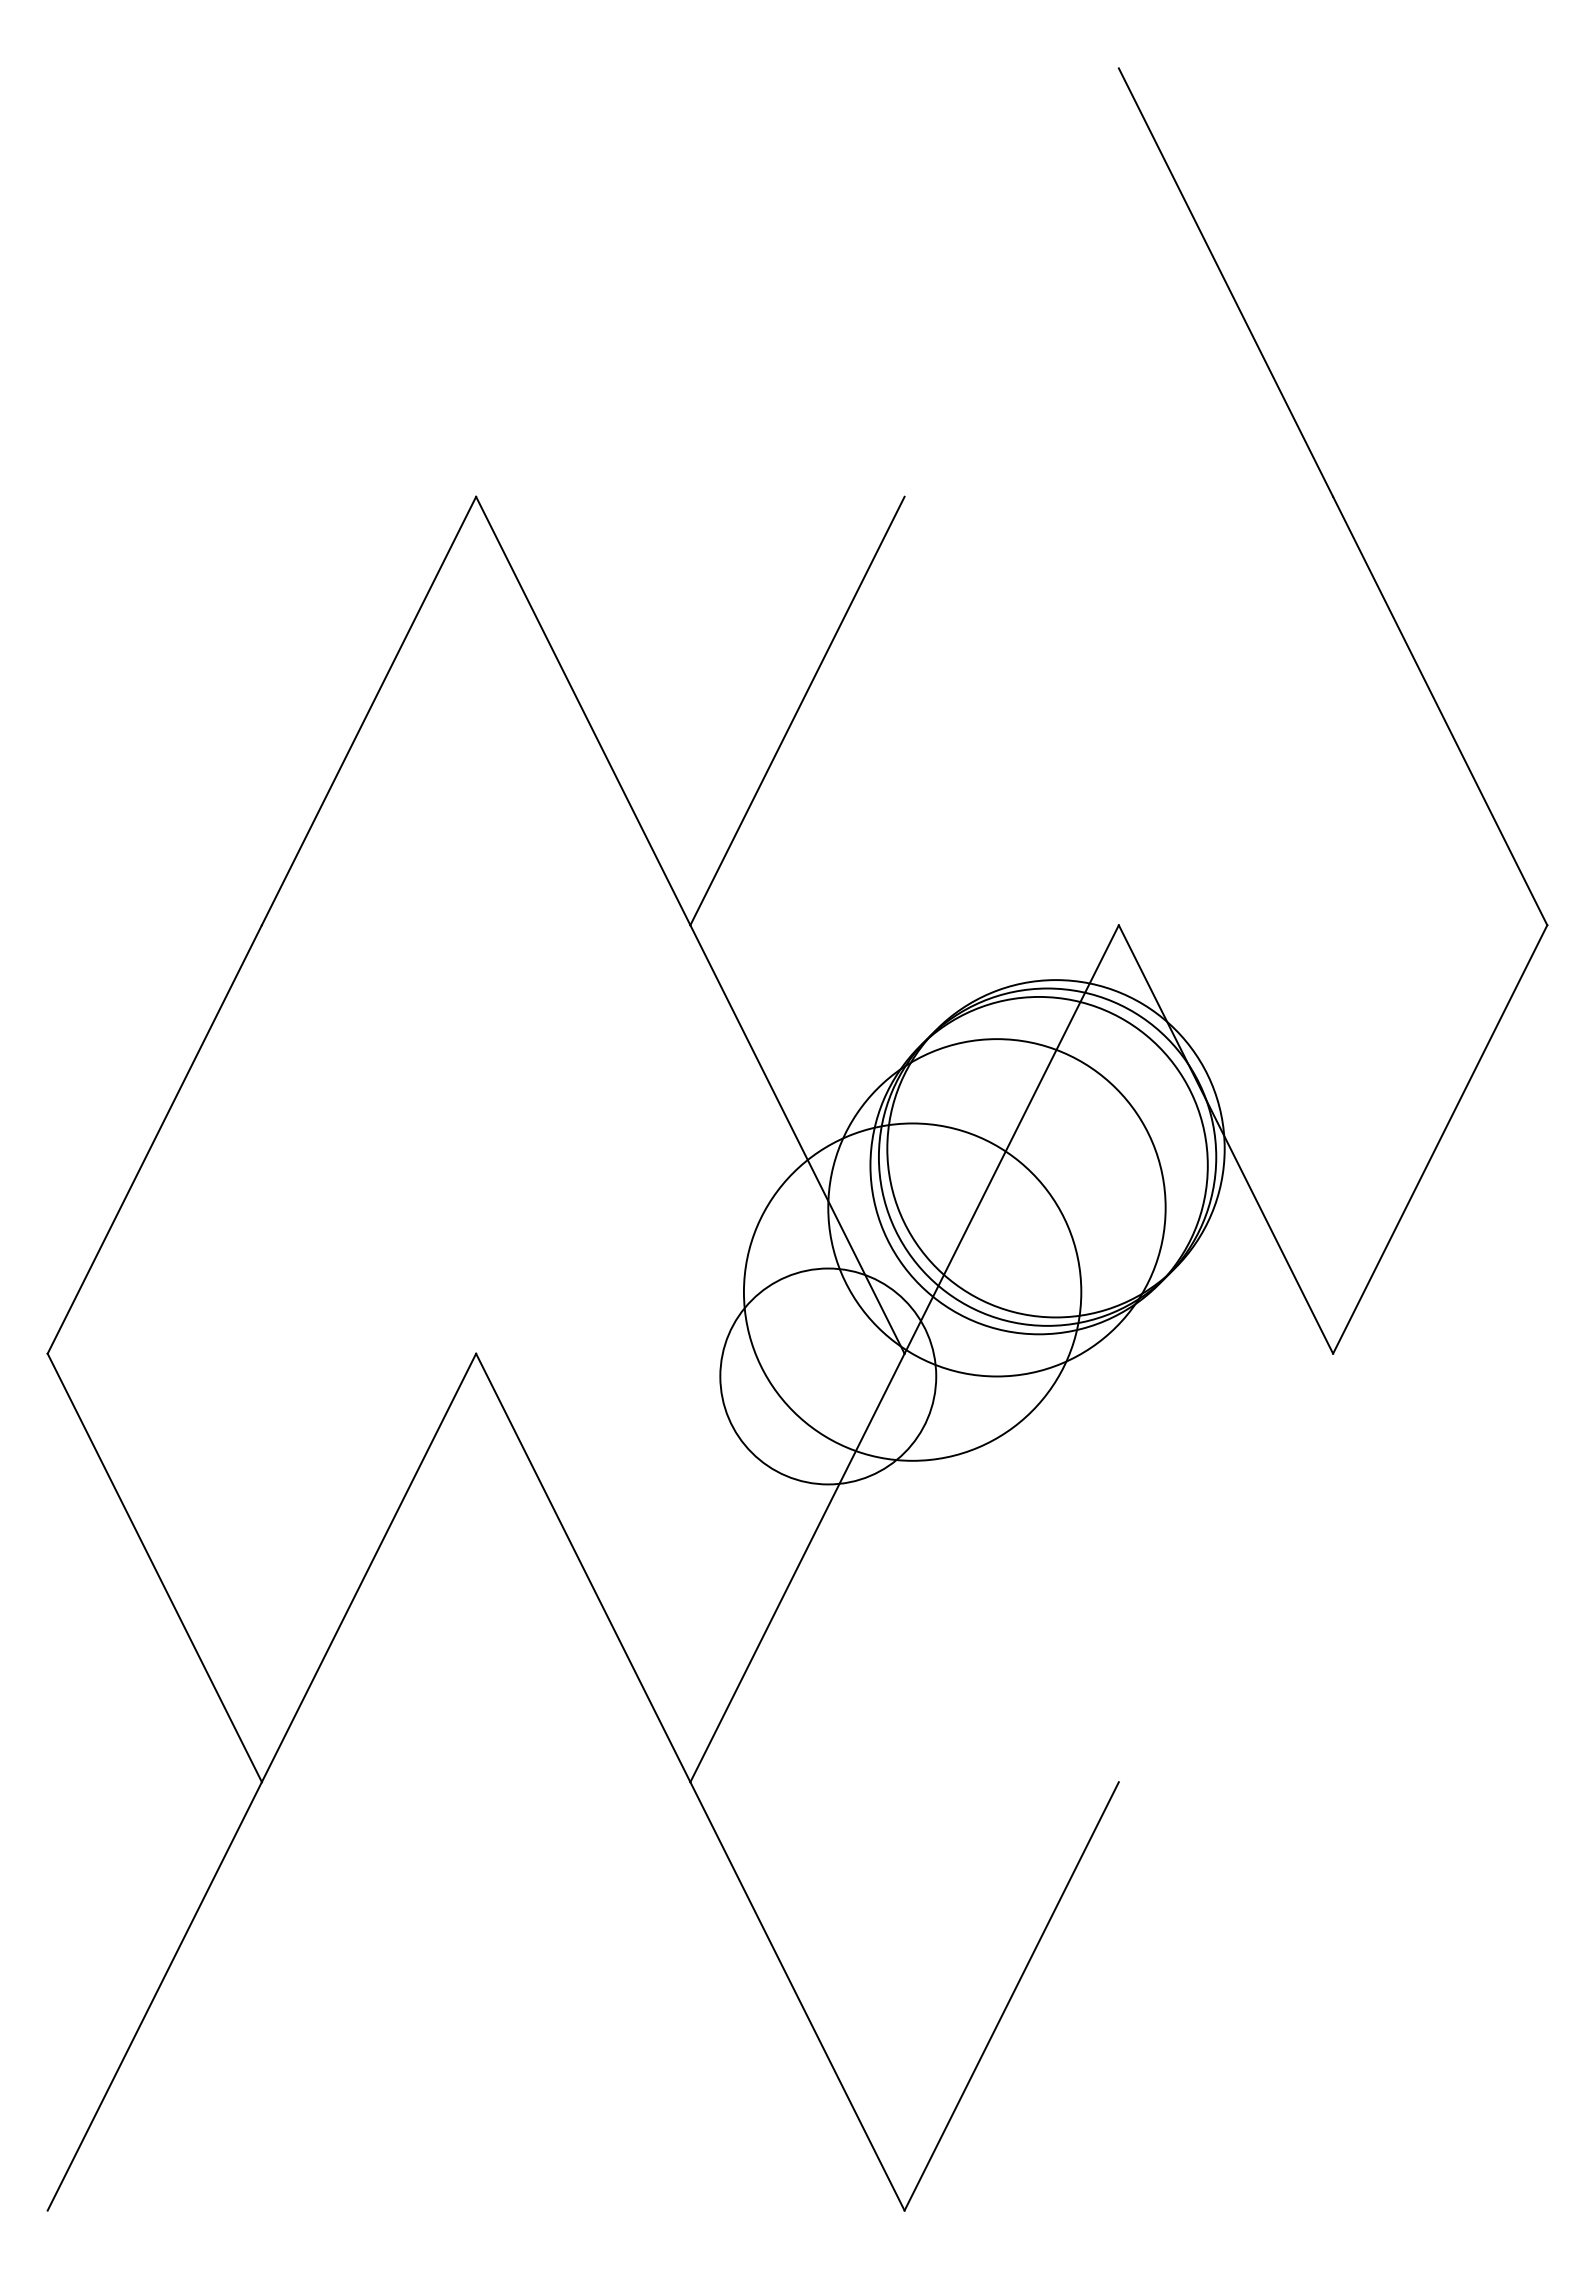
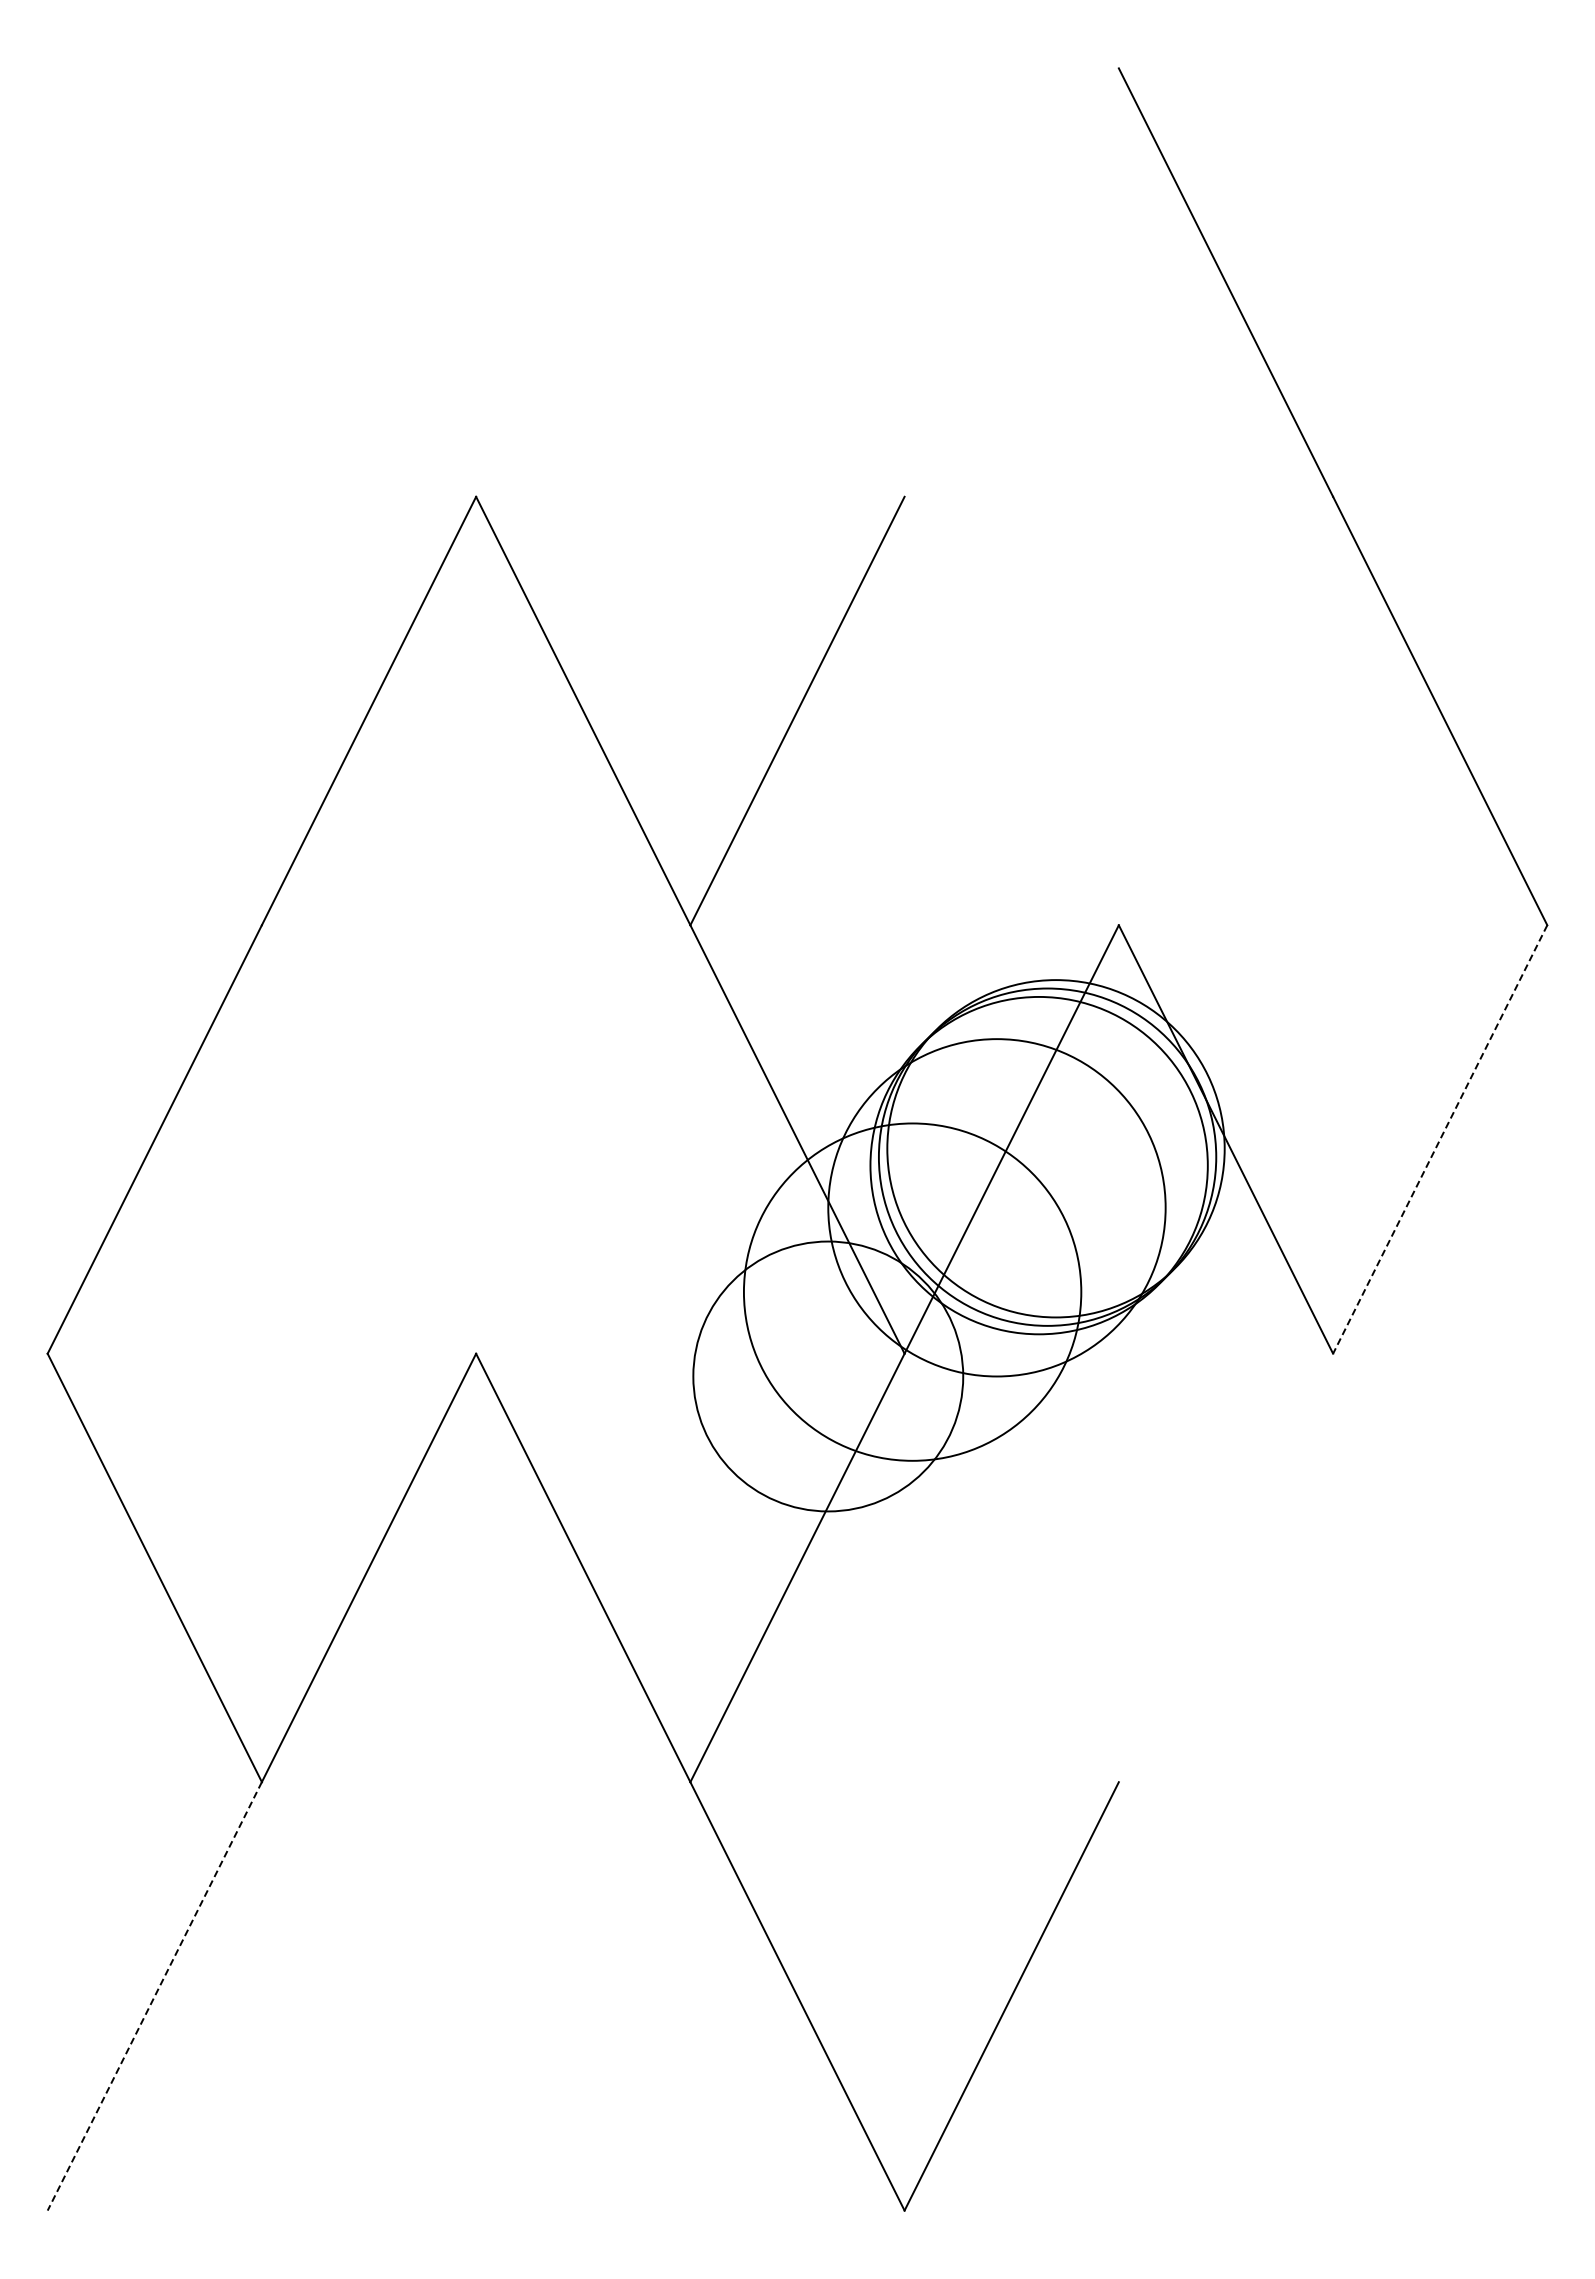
line: solid -> dashed (1440, 1139)
circle diameter: 216 px -> 270 px (828, 1376)
line: solid -> dashed (154, 1996)
